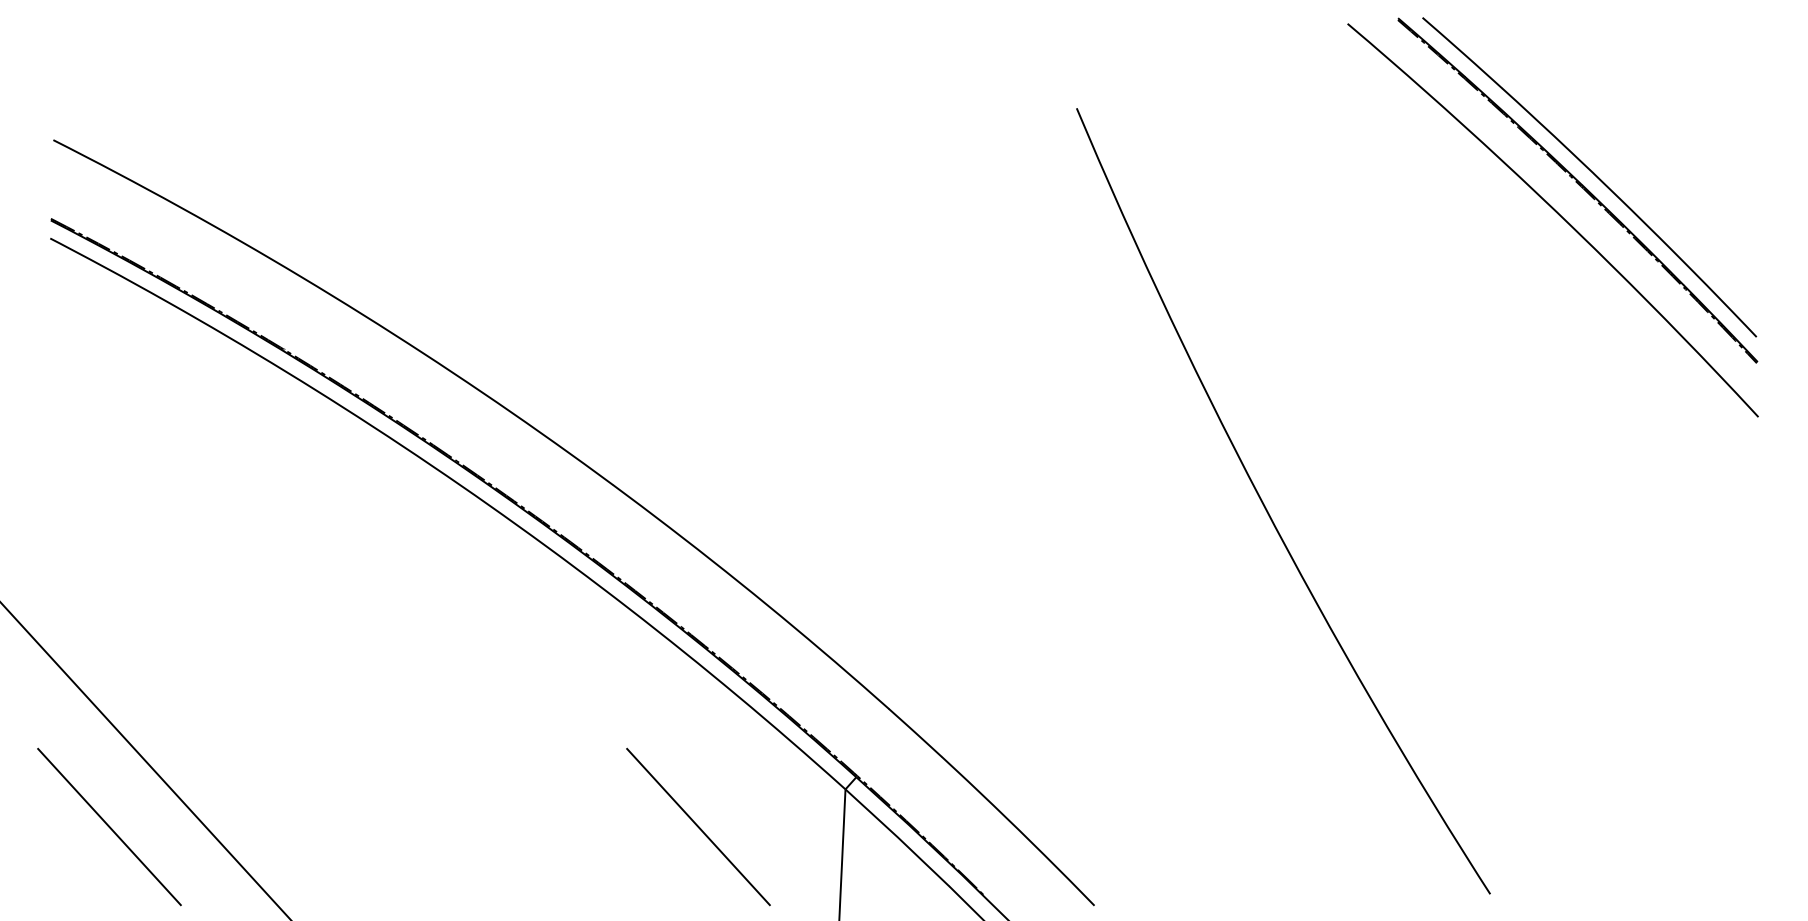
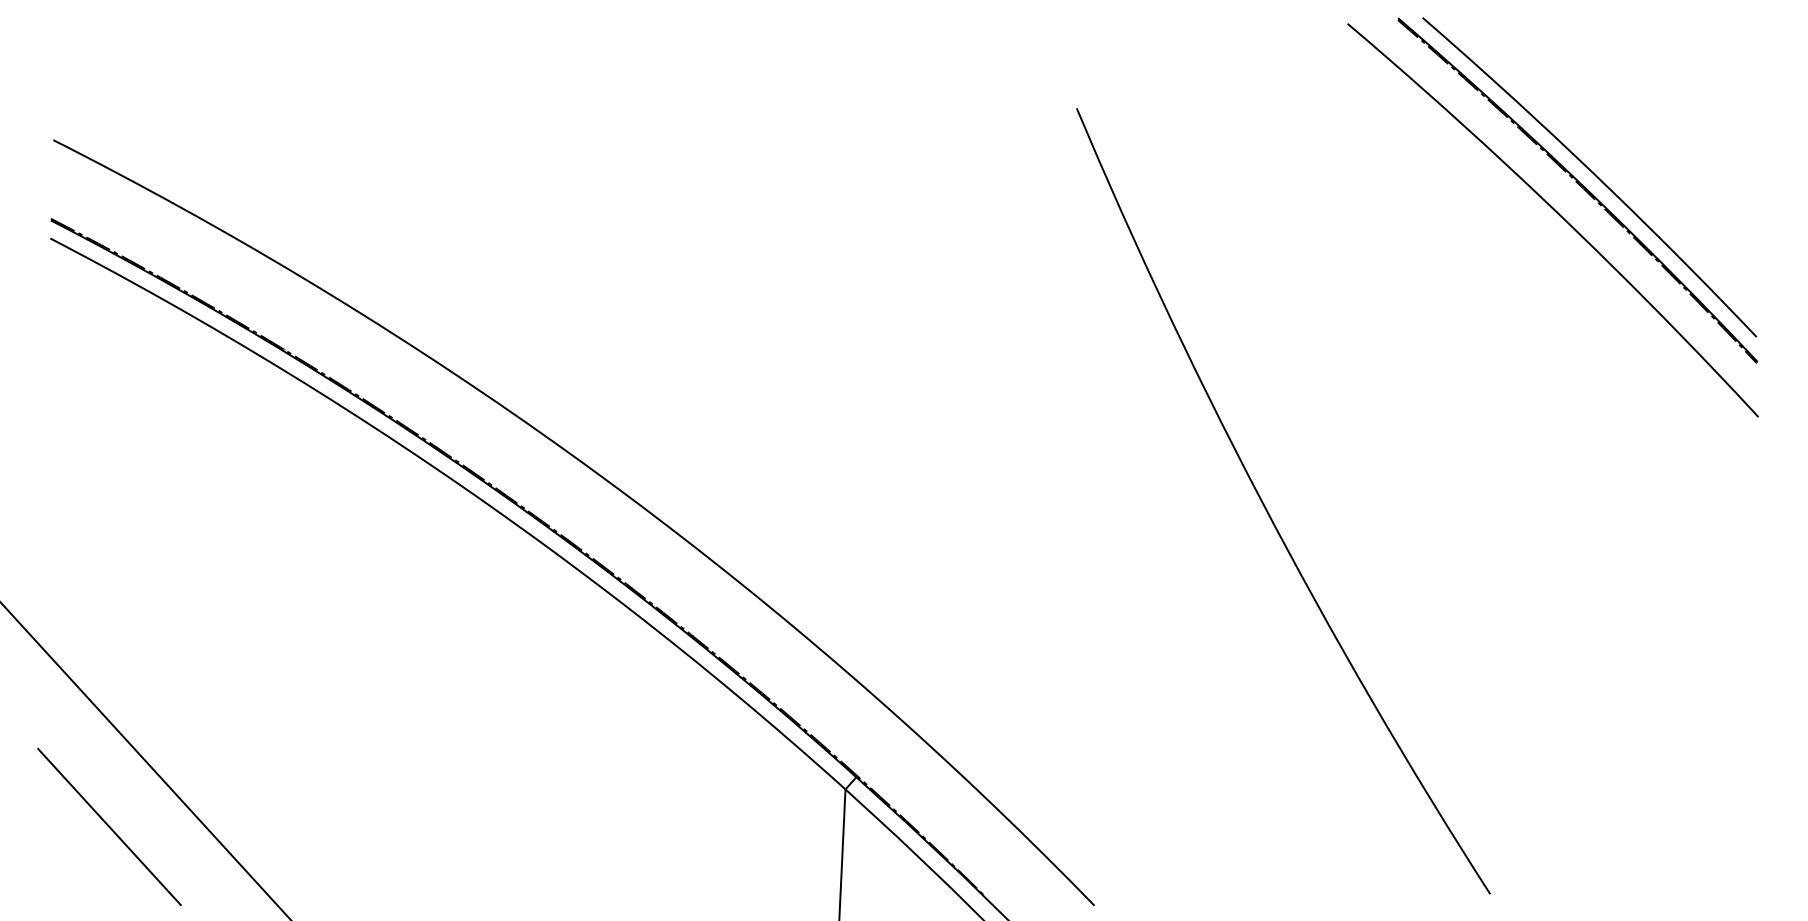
line: present -> none (698, 826)
